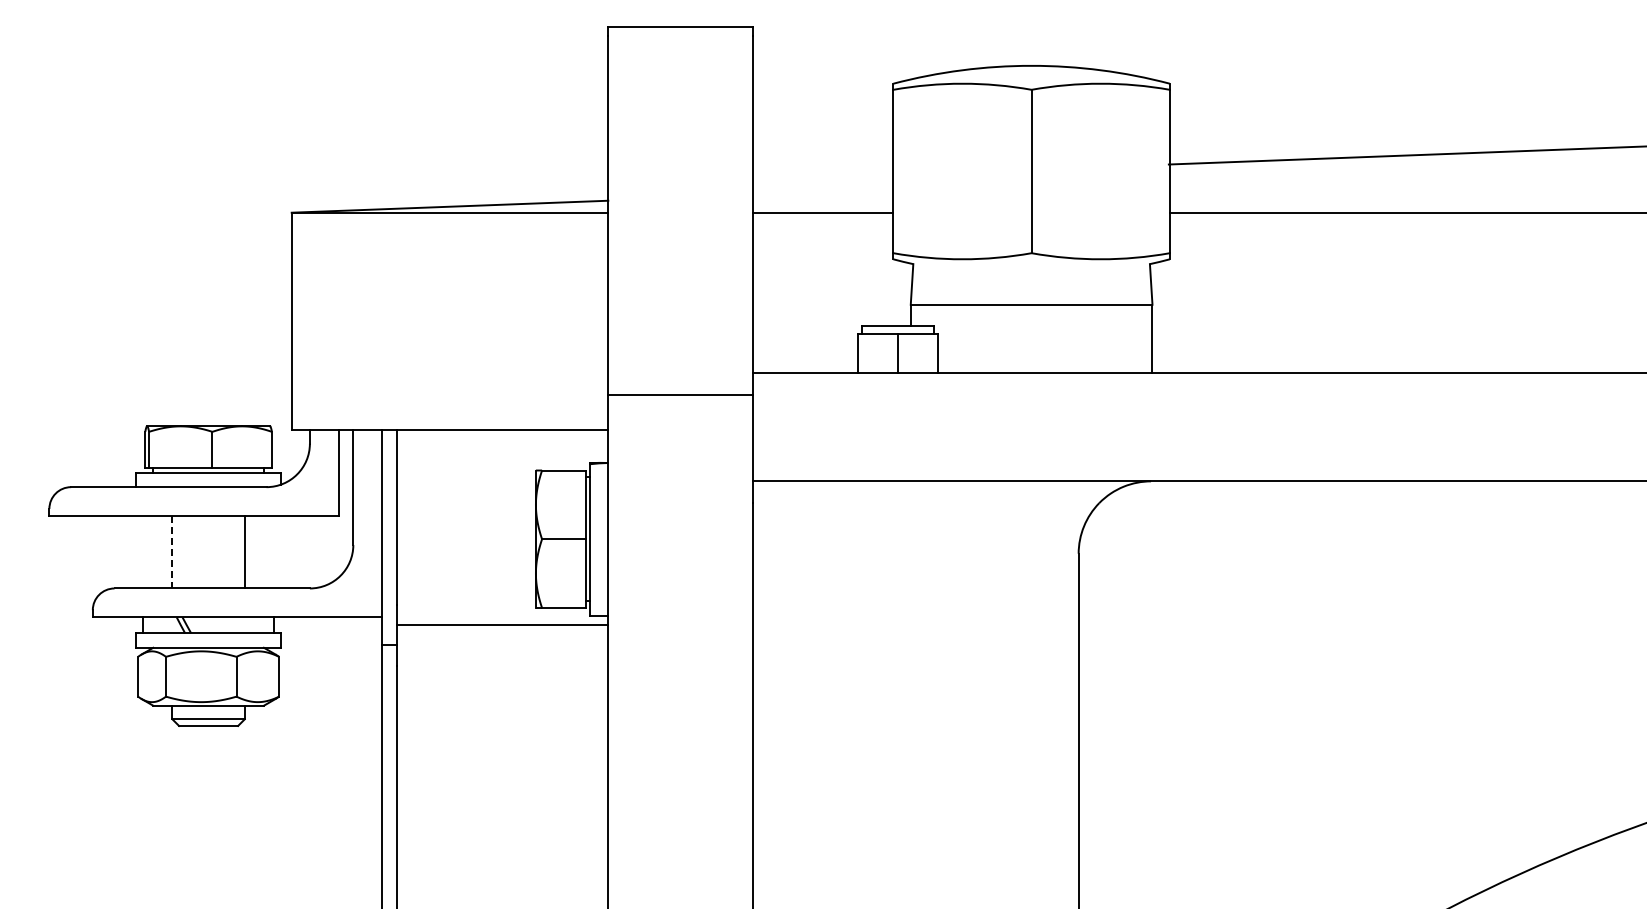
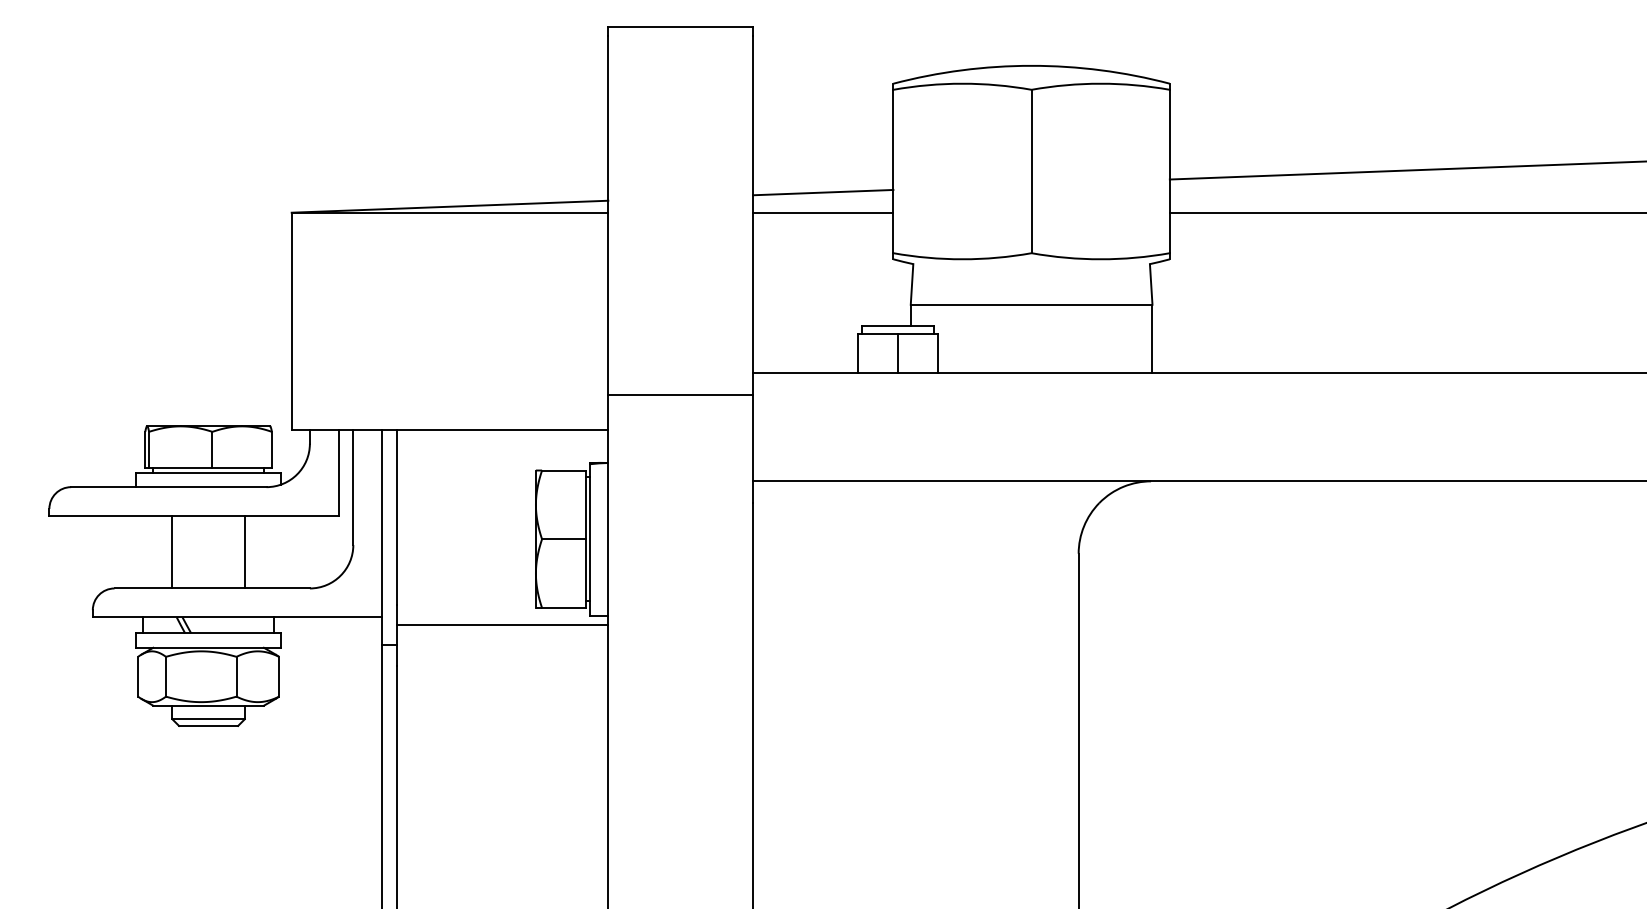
line position: (1405, 155) -> (1406, 170) (1406, 170)
line: none -> present (823, 192)
line: dashed -> solid (172, 552)
